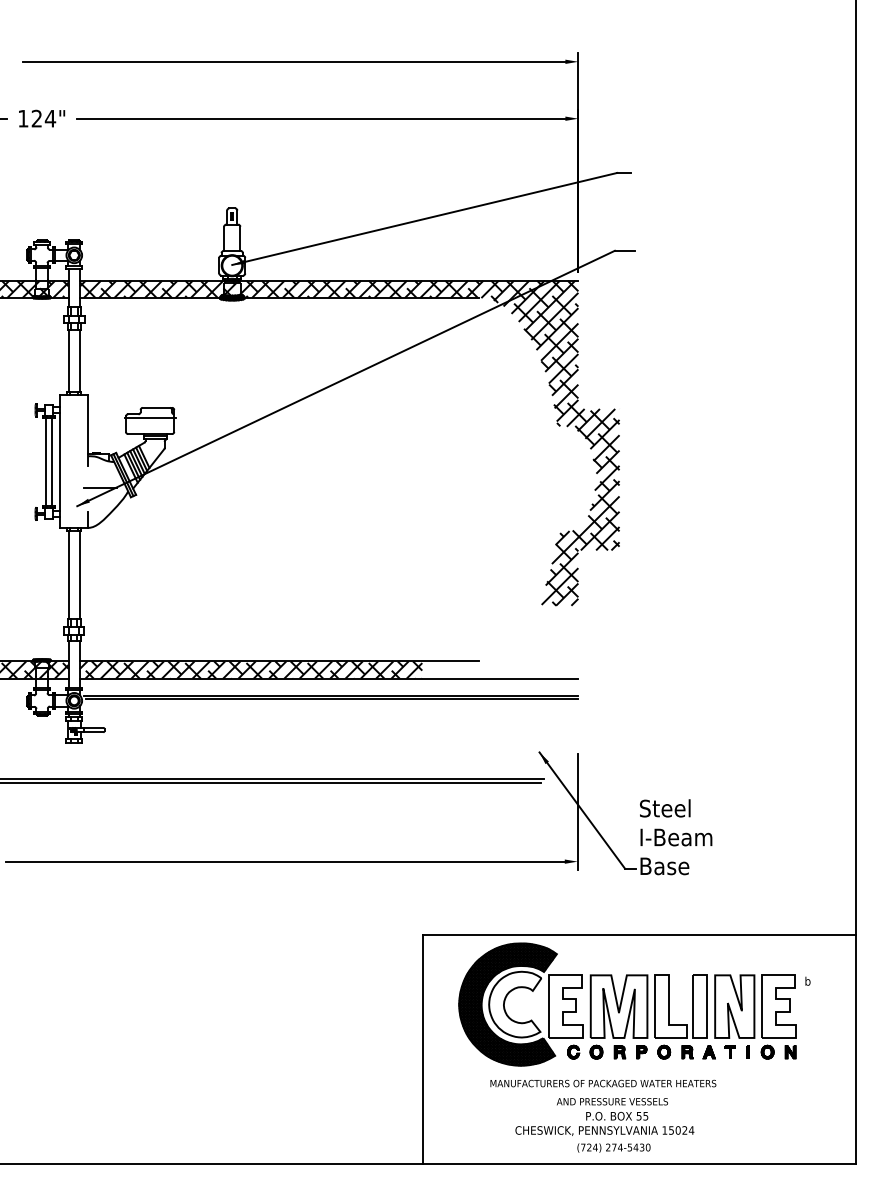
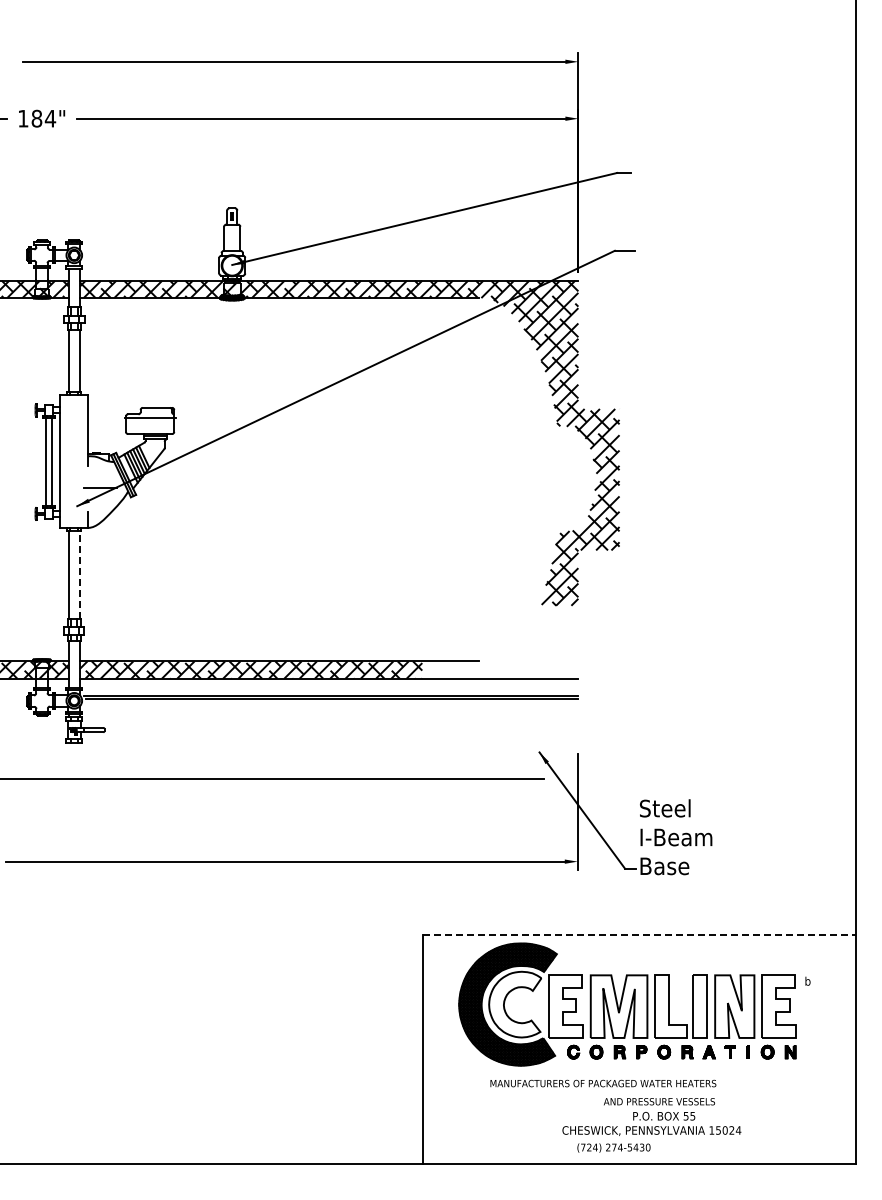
text: 124" -> 184" (36, 118)
line: solid -> dashed (79, 574)
line: present -> none (271, 782)
line: solid -> dashed (639, 935)
text position: (604, 1116) -> (651, 1116) (651, 1116)
